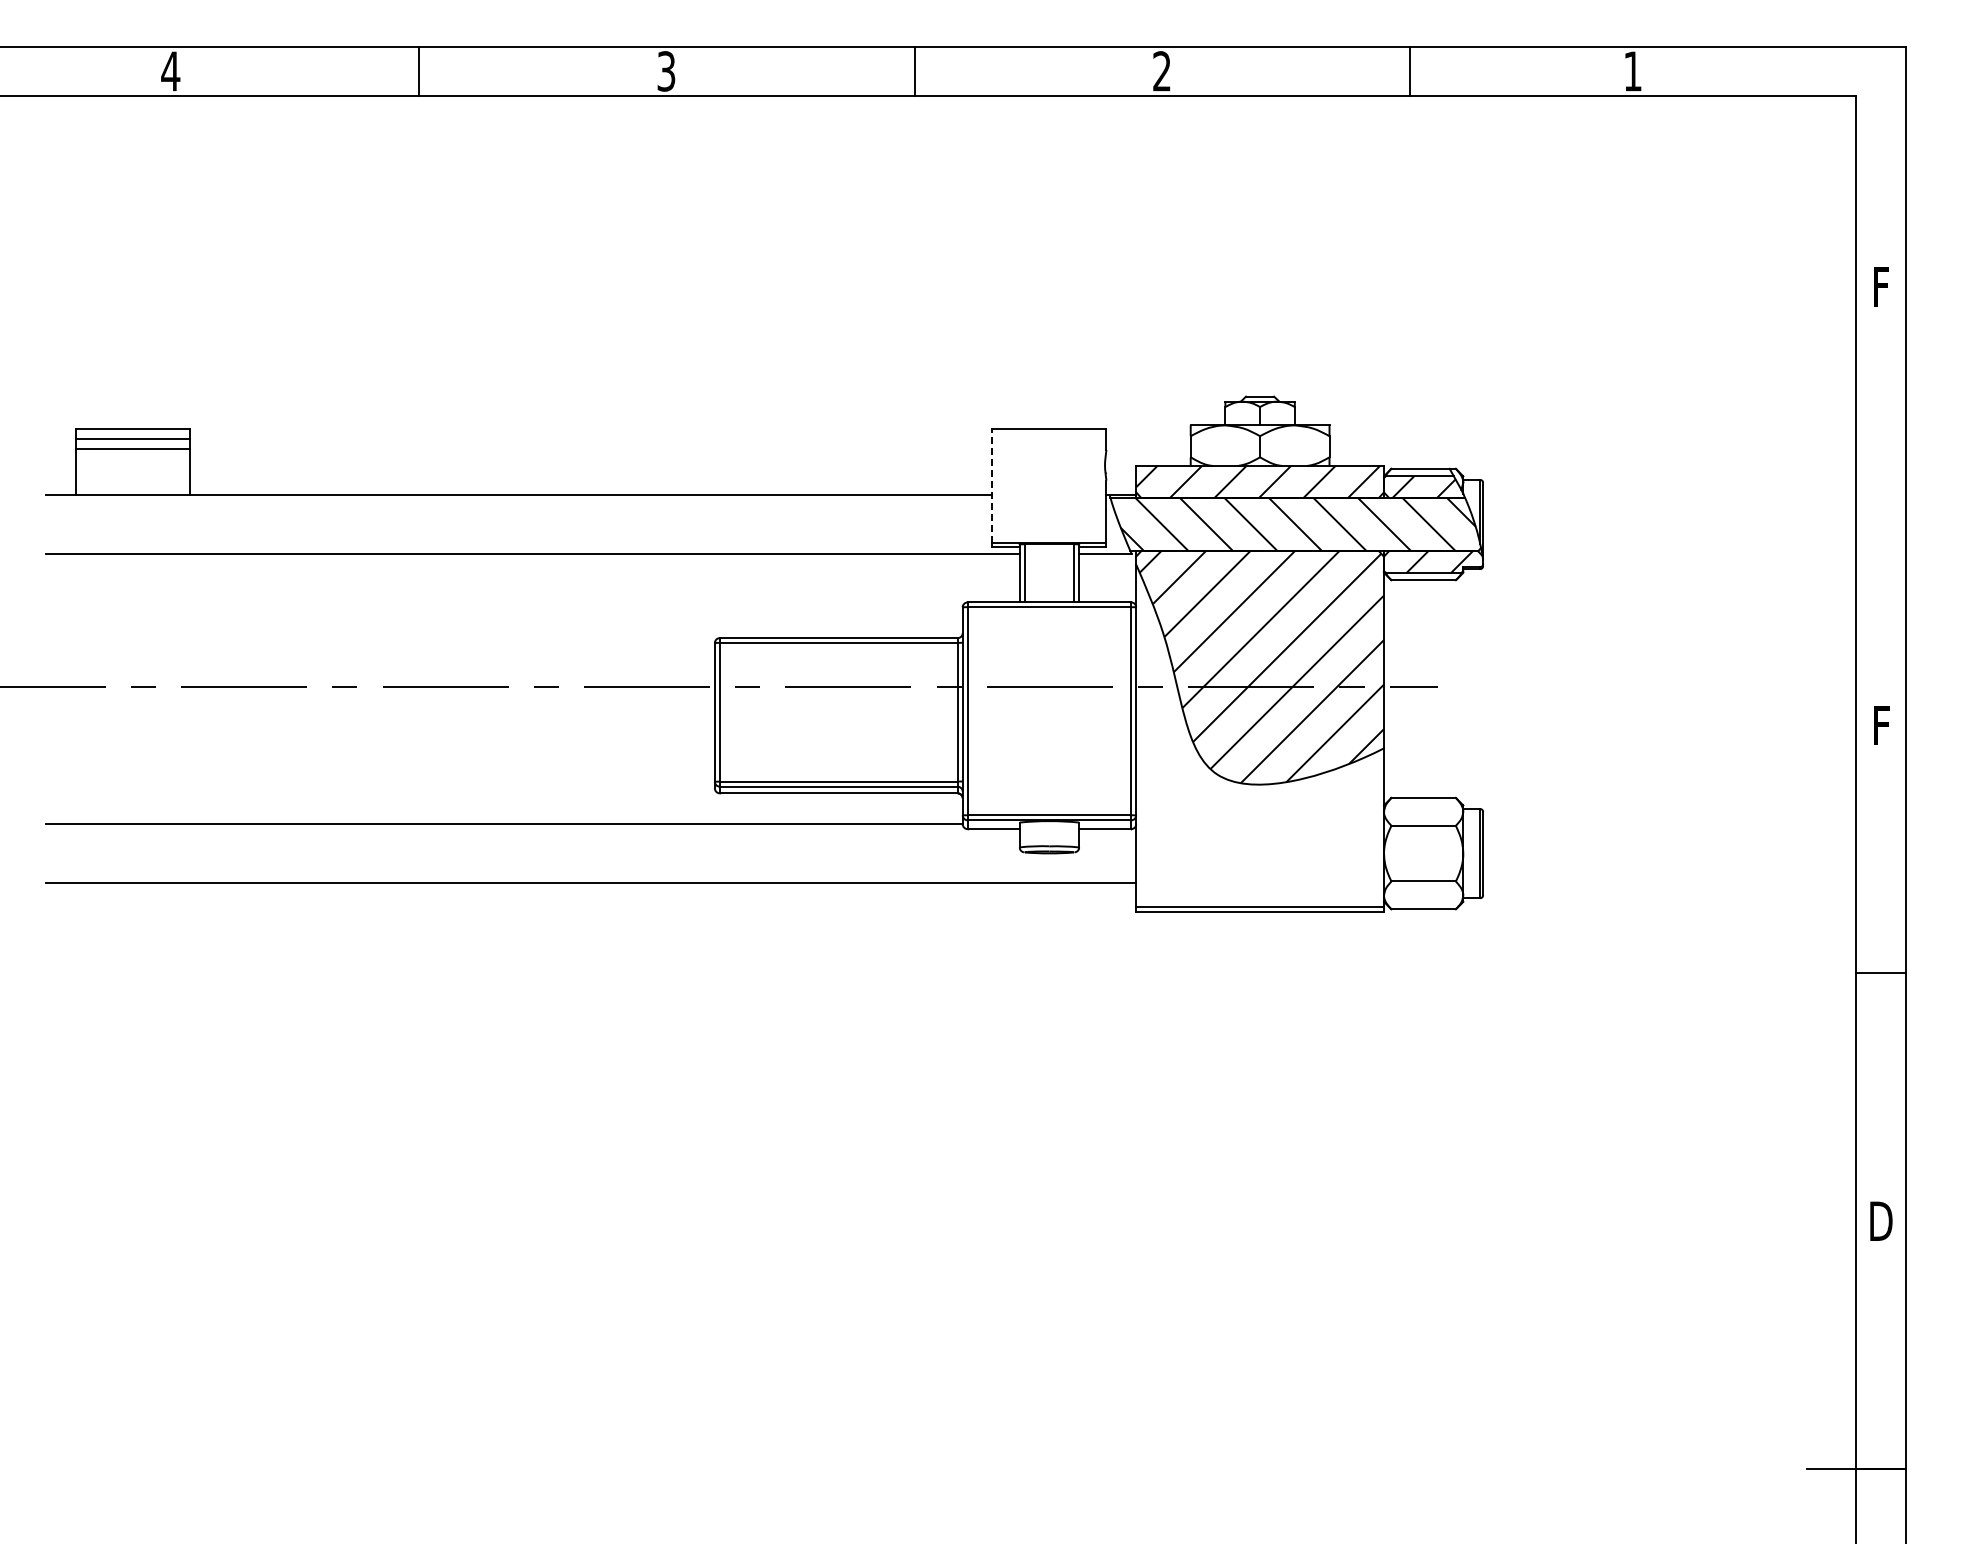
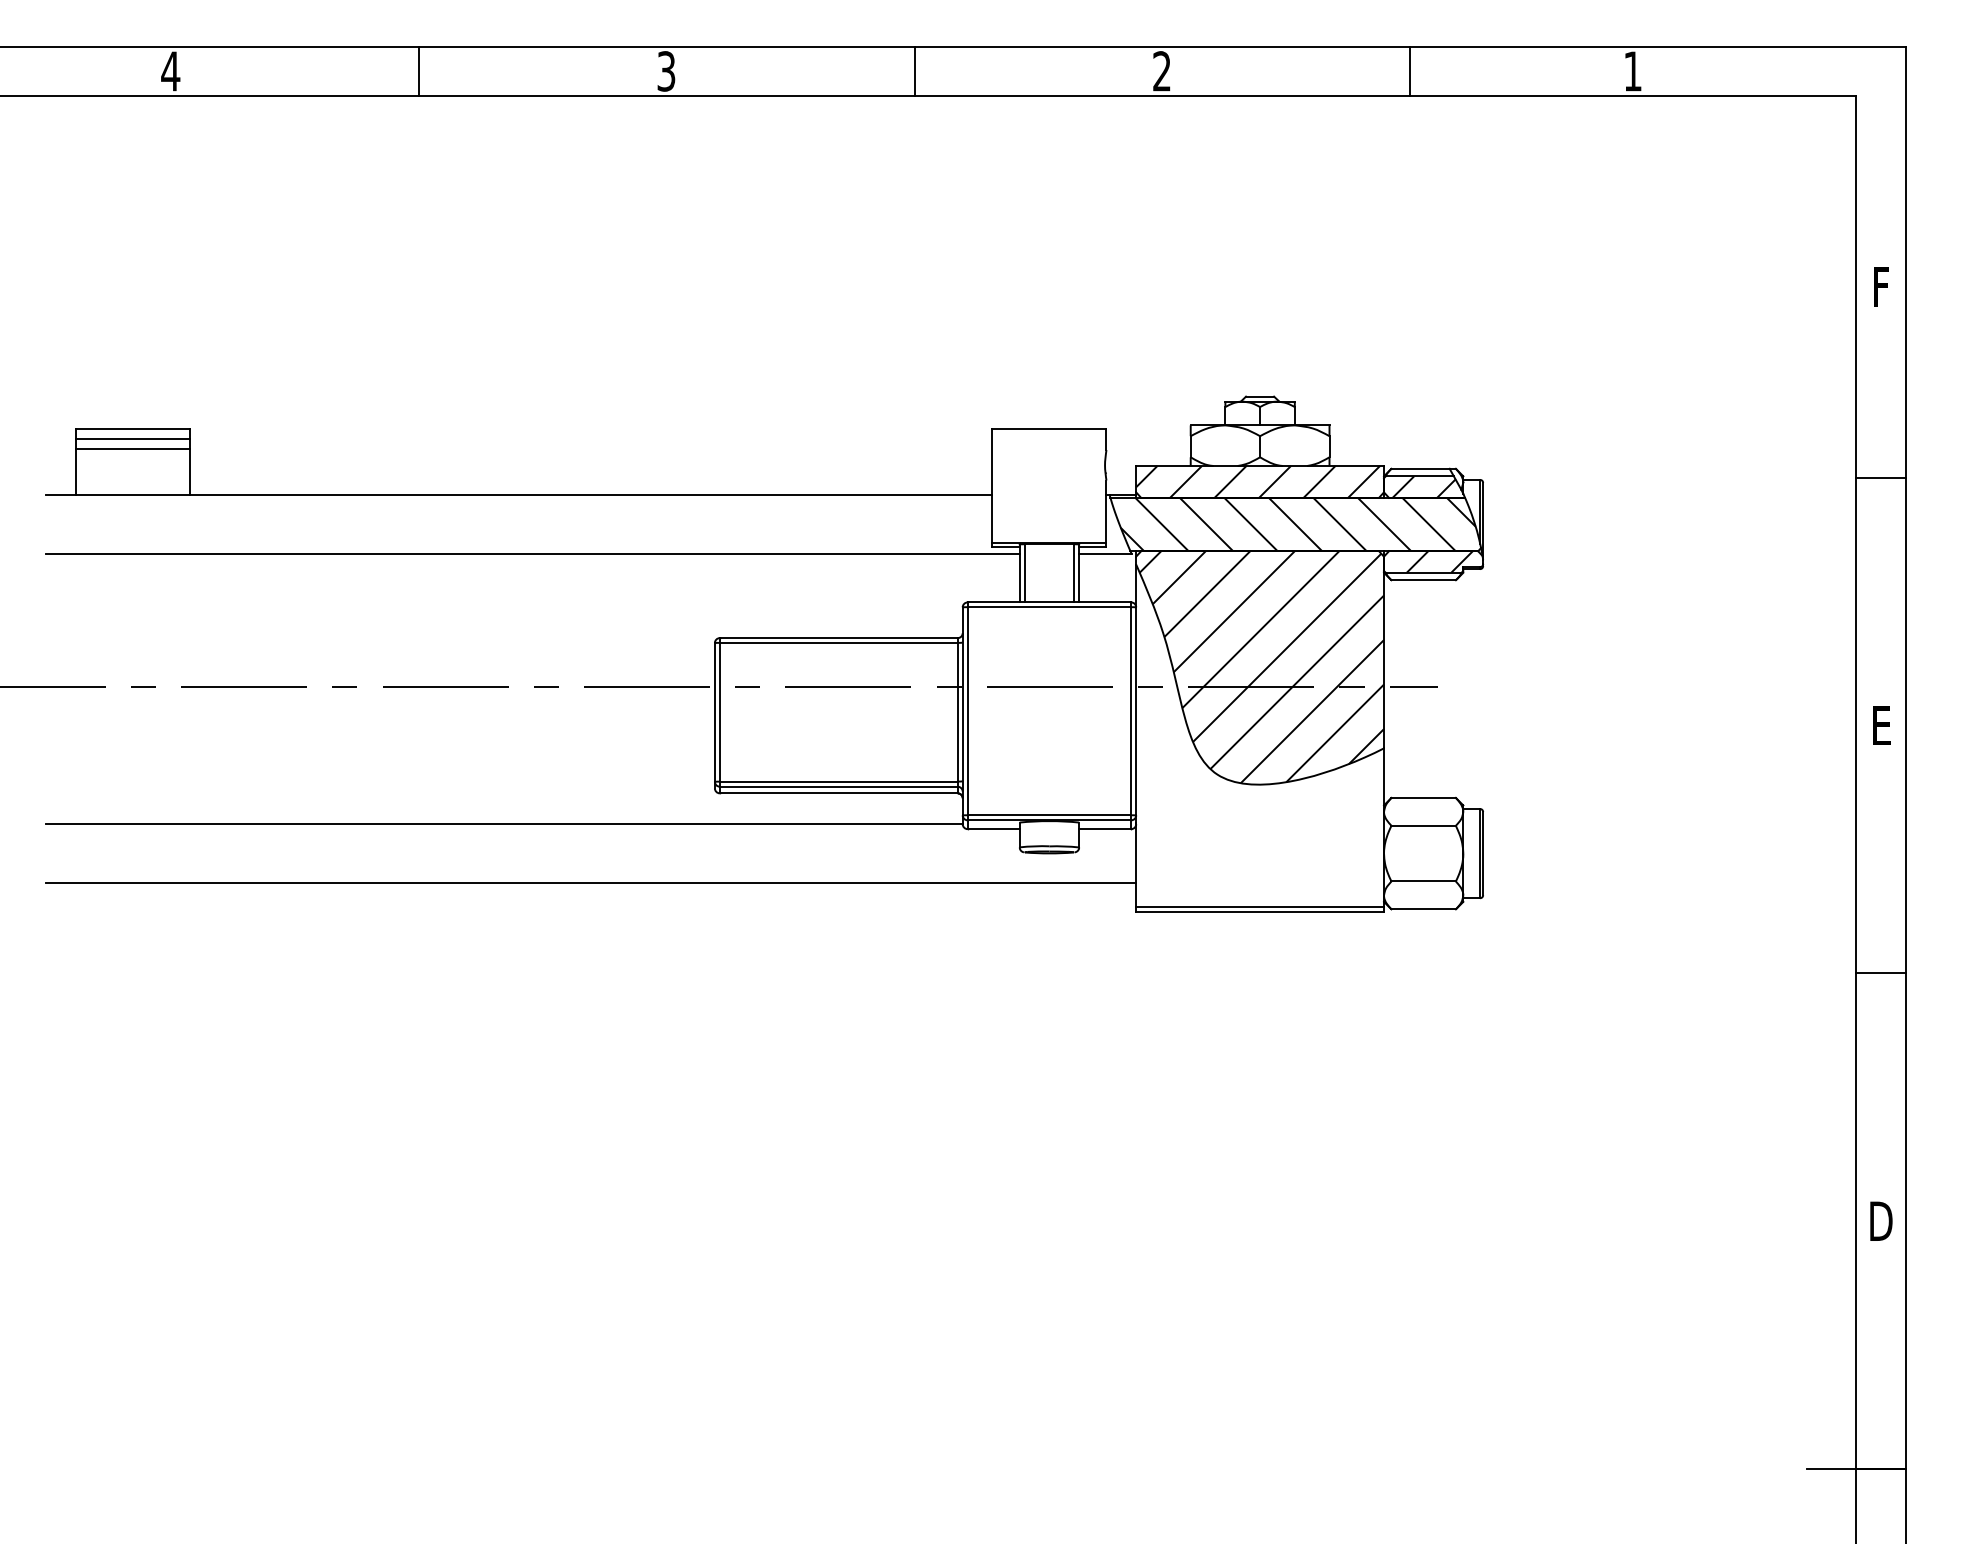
line: none -> present (1881, 477)
line: dashed -> solid (992, 486)
text: F -> E (1881, 725)
